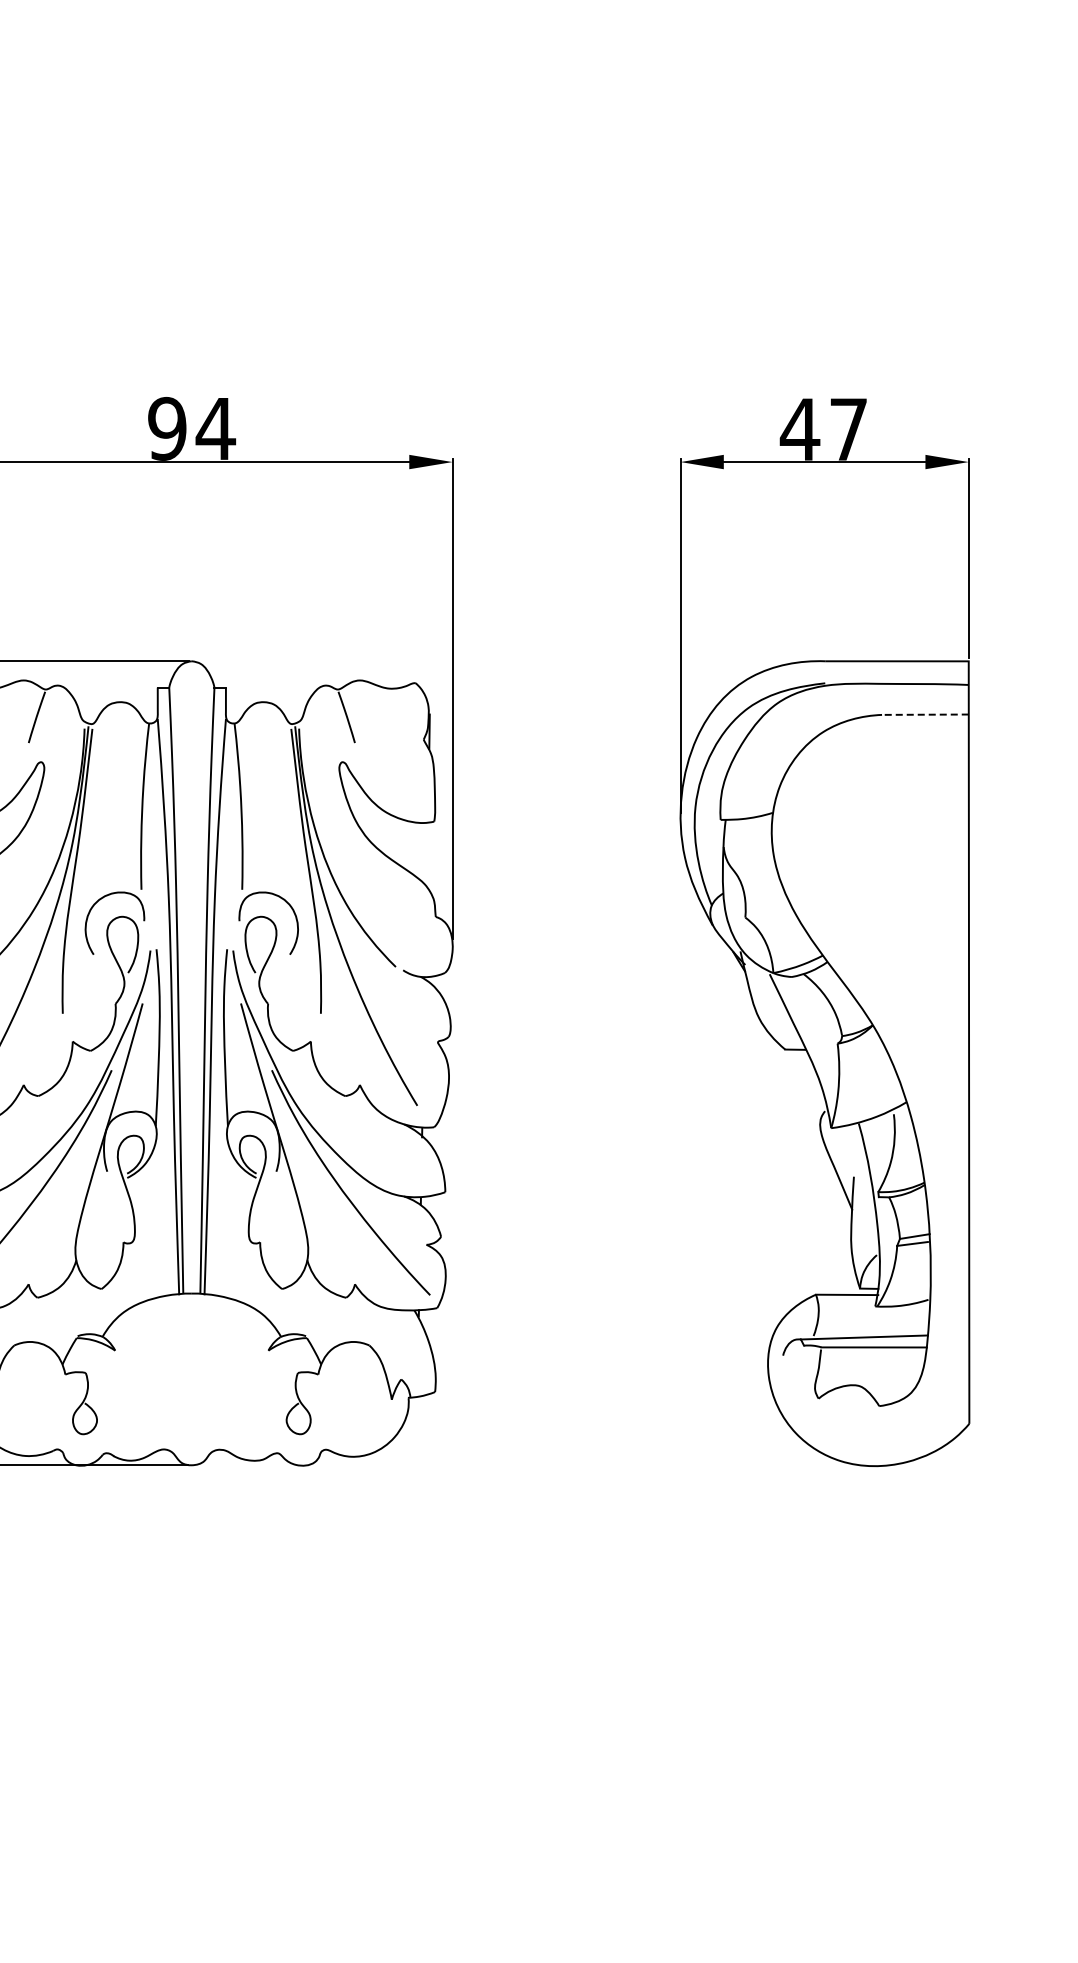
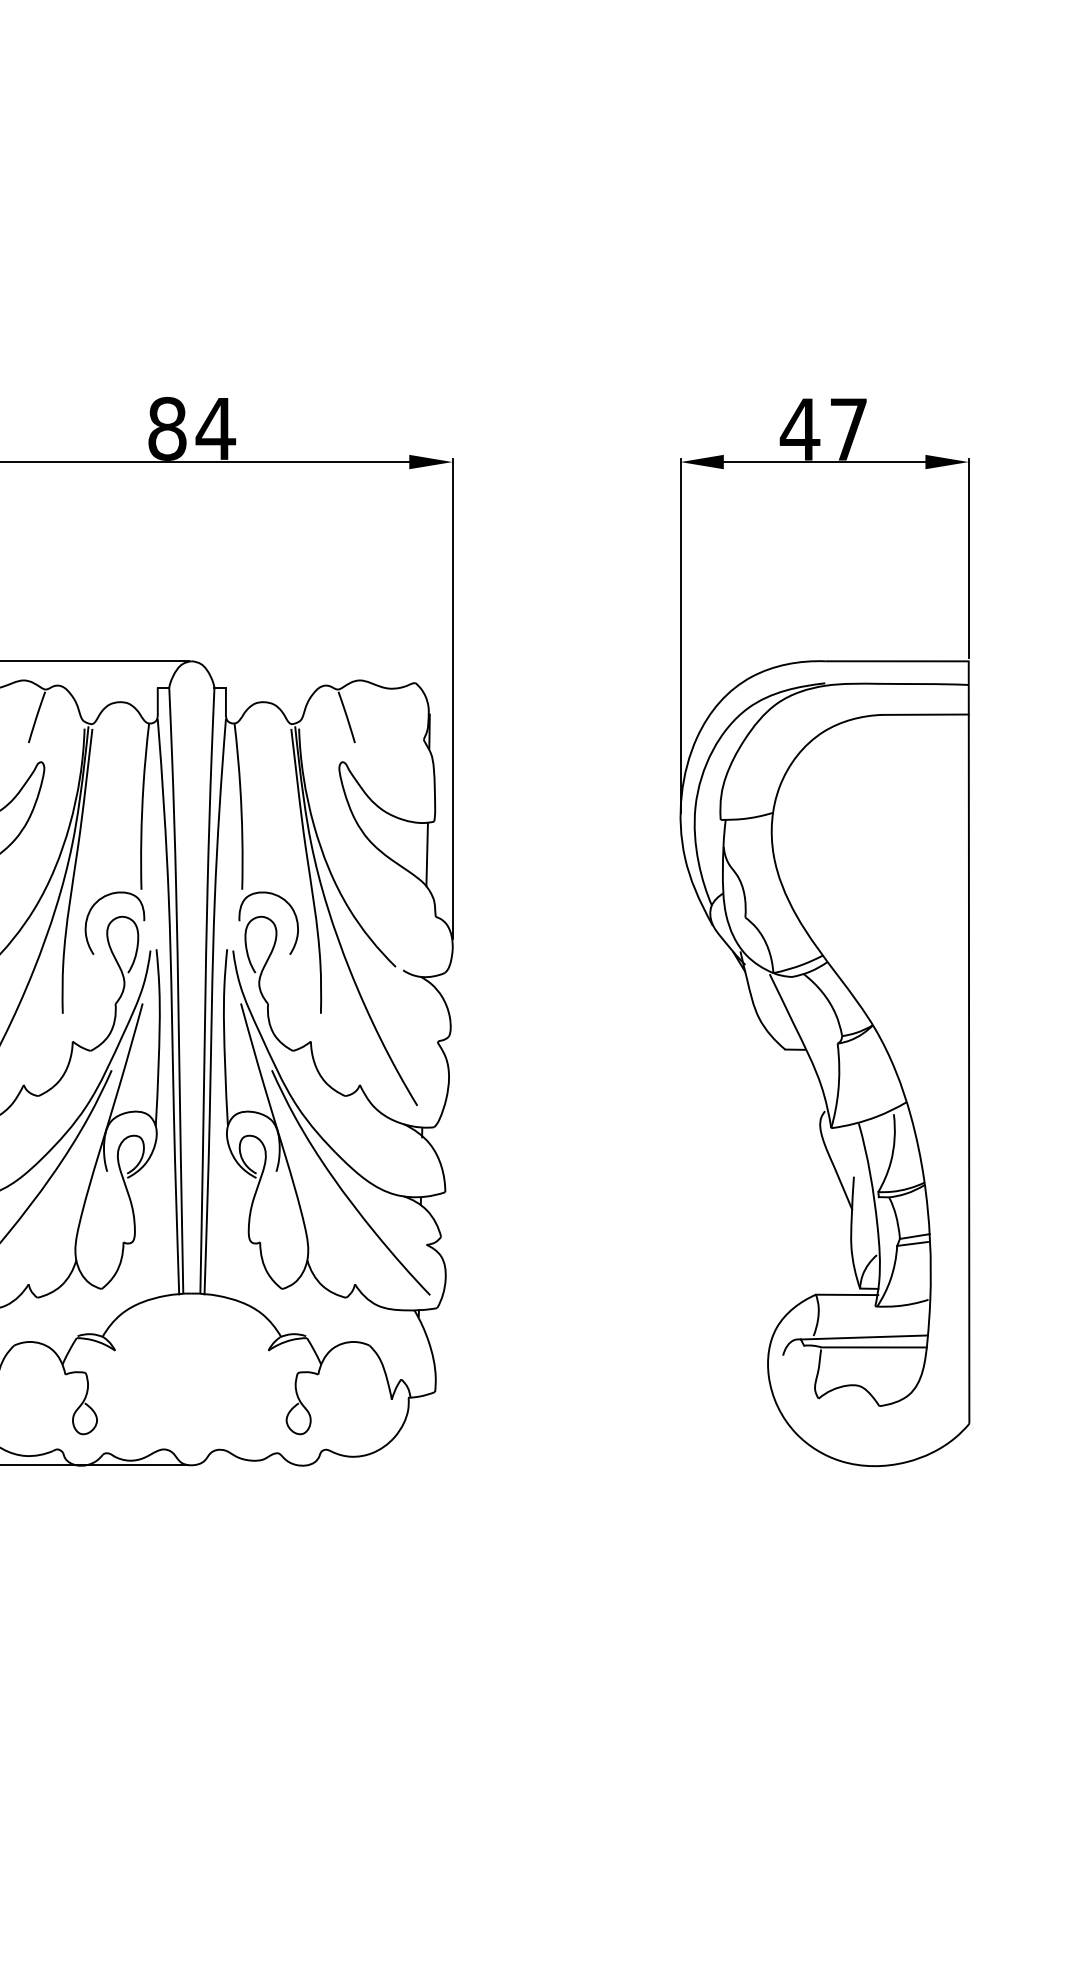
text: 94 -> 84 (167, 428)
line: dashed -> solid (924, 714)
line: none -> present (426, 854)
